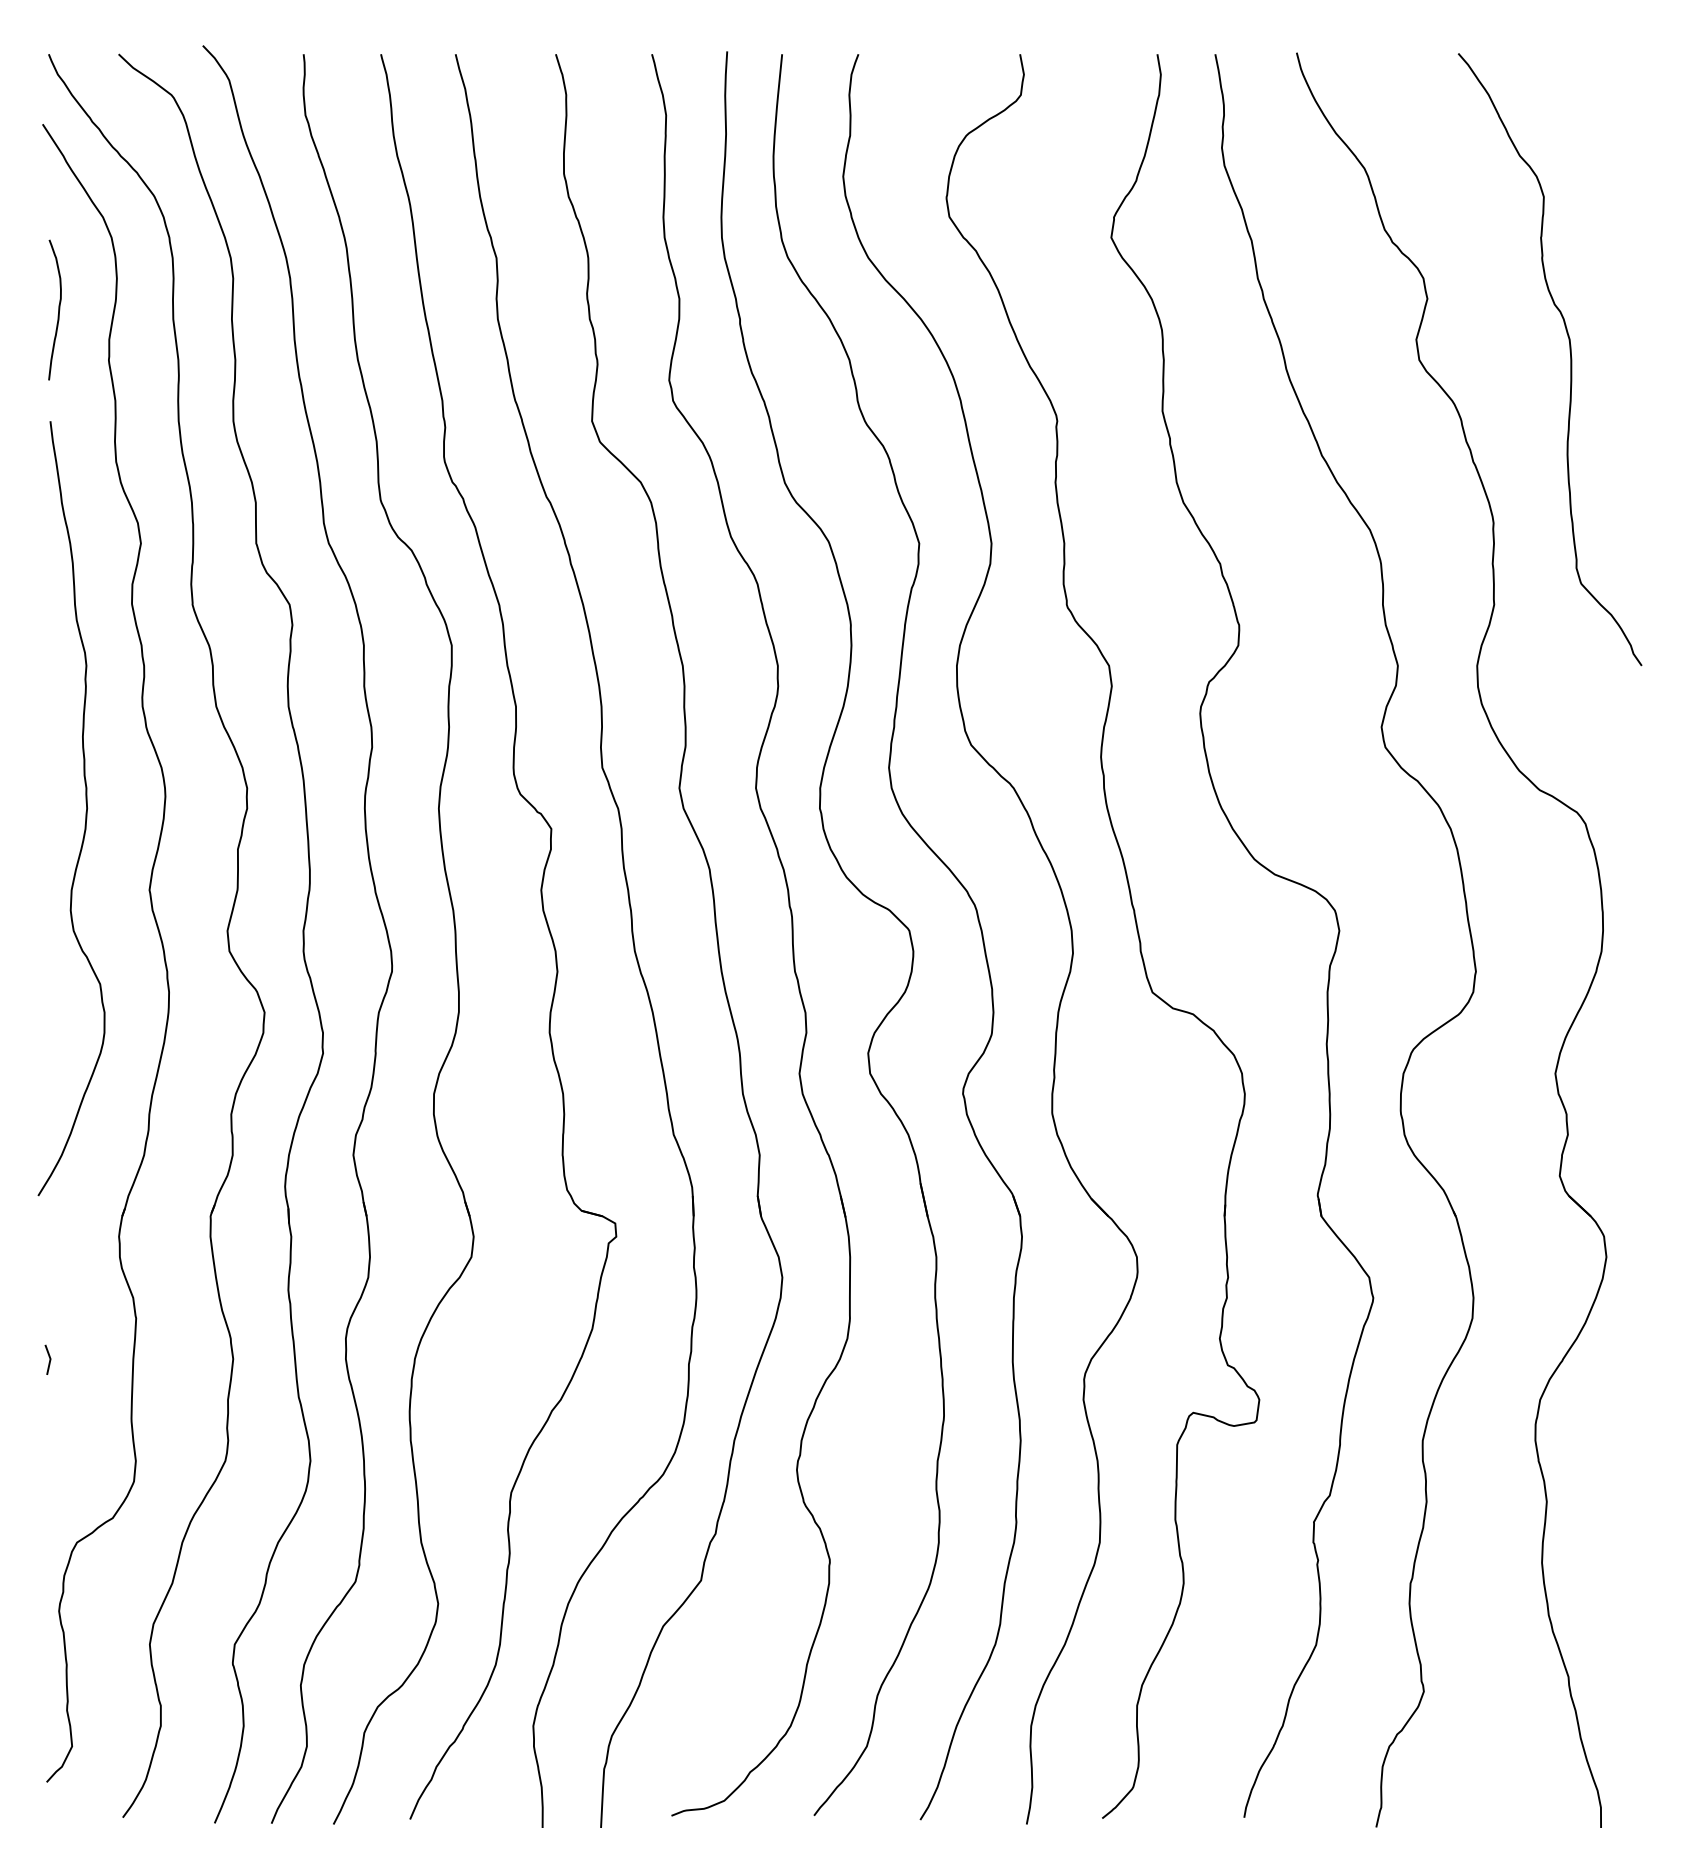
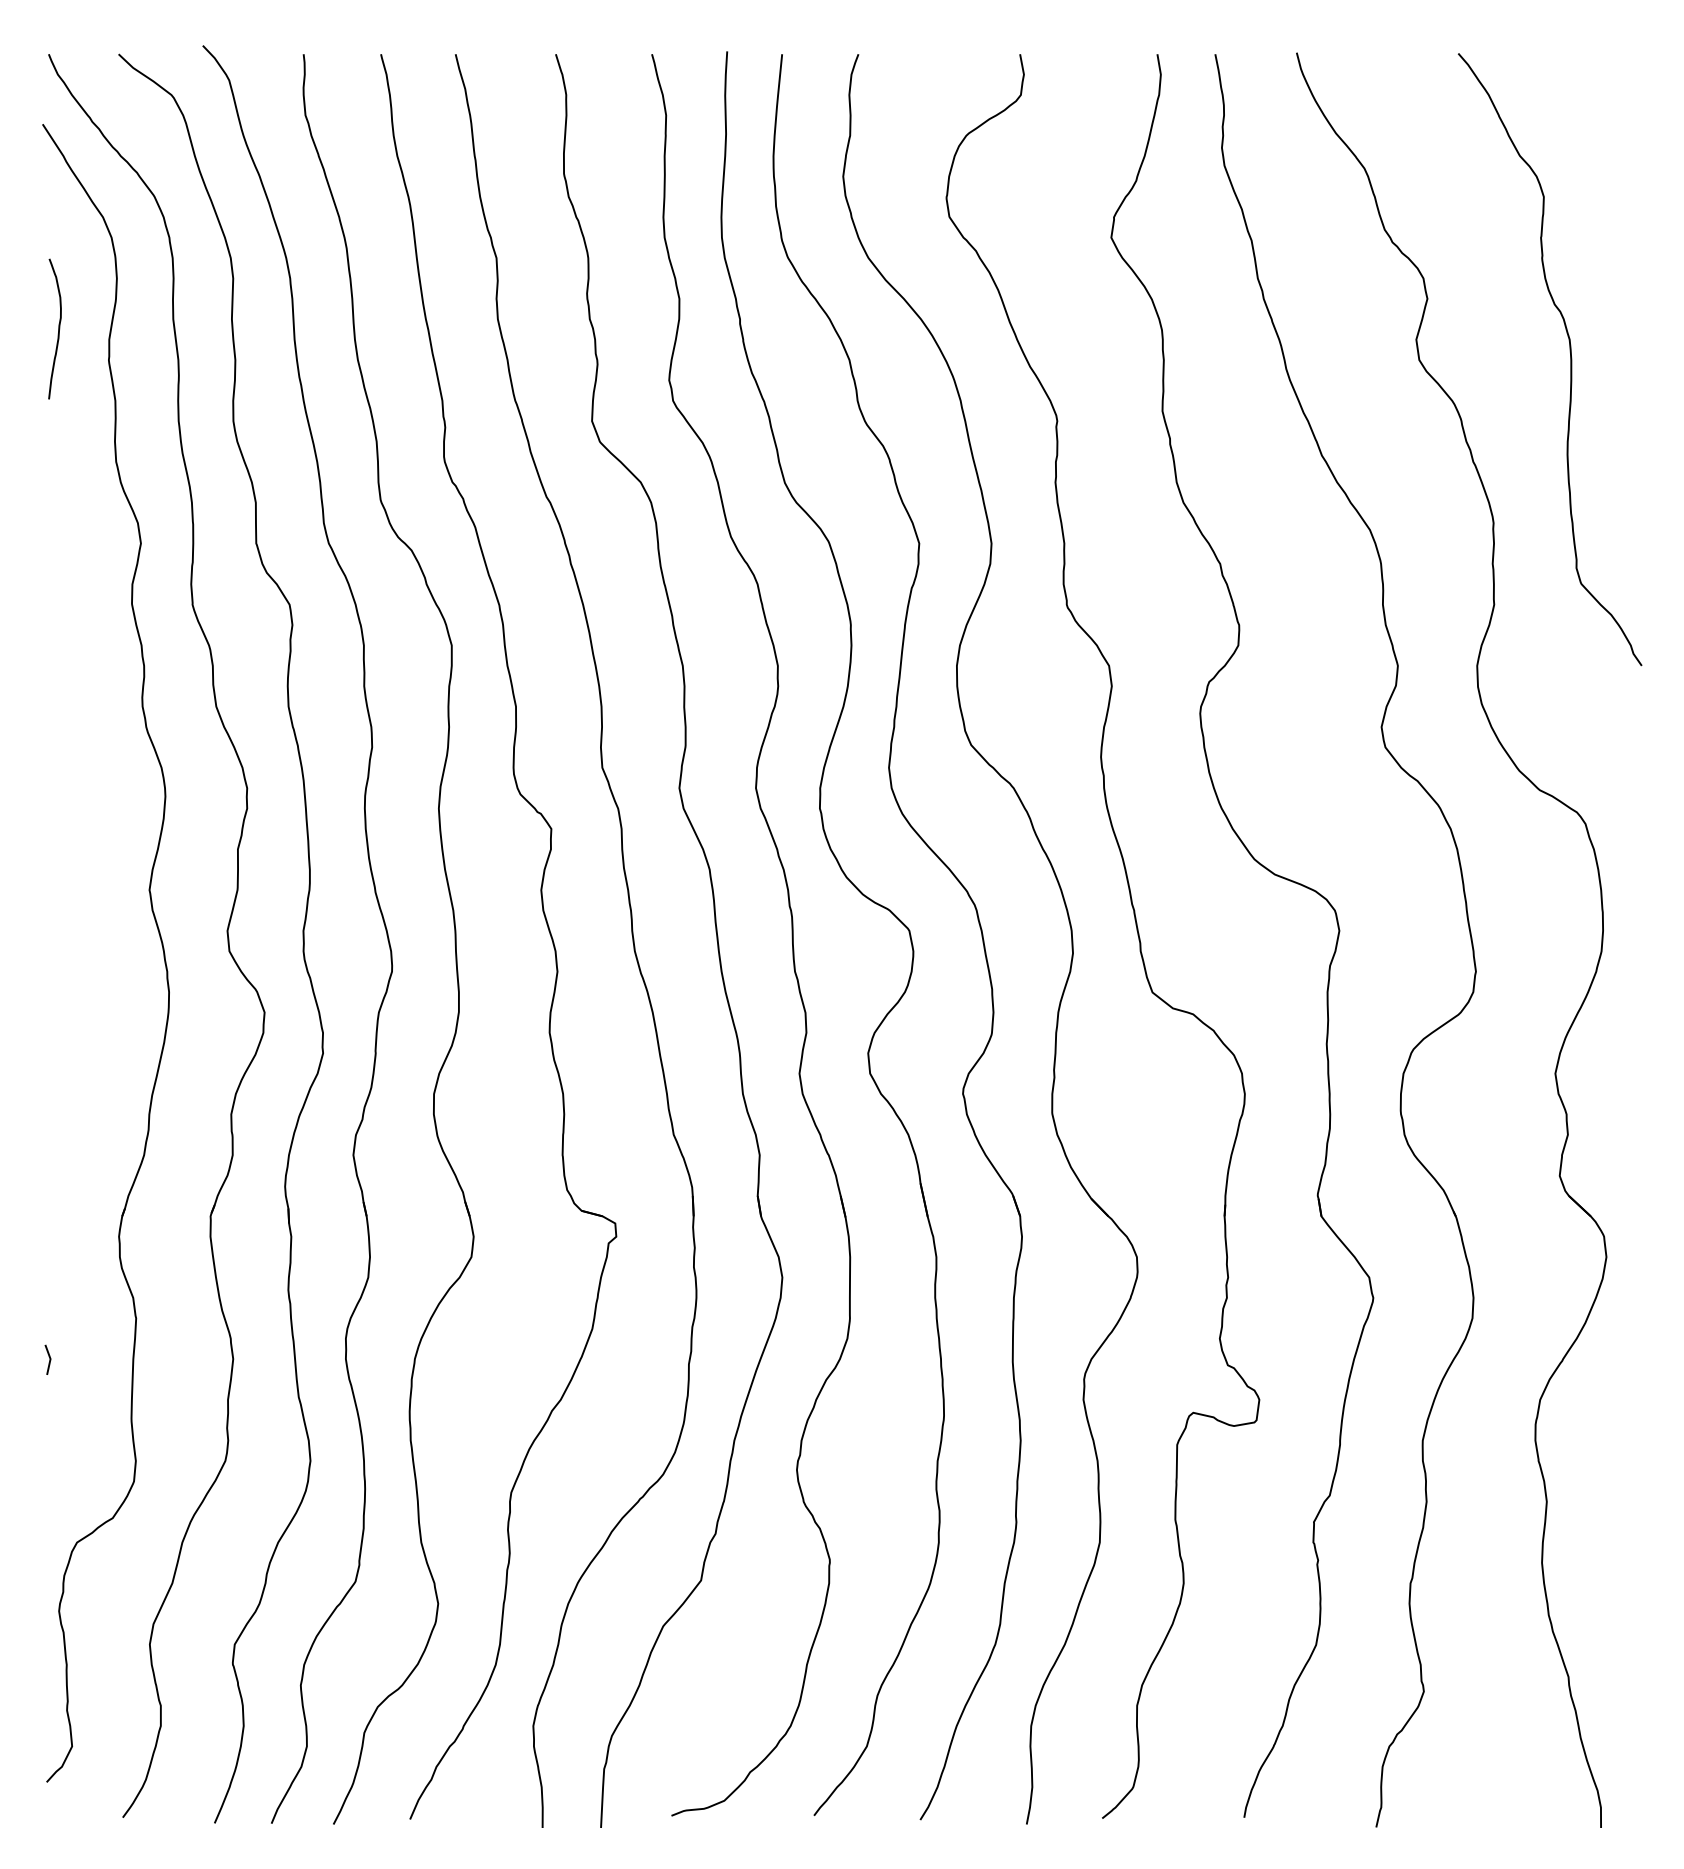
curve position: (58, 309) -> (58, 328) (58, 328)
curve: present -> none (85, 812)
